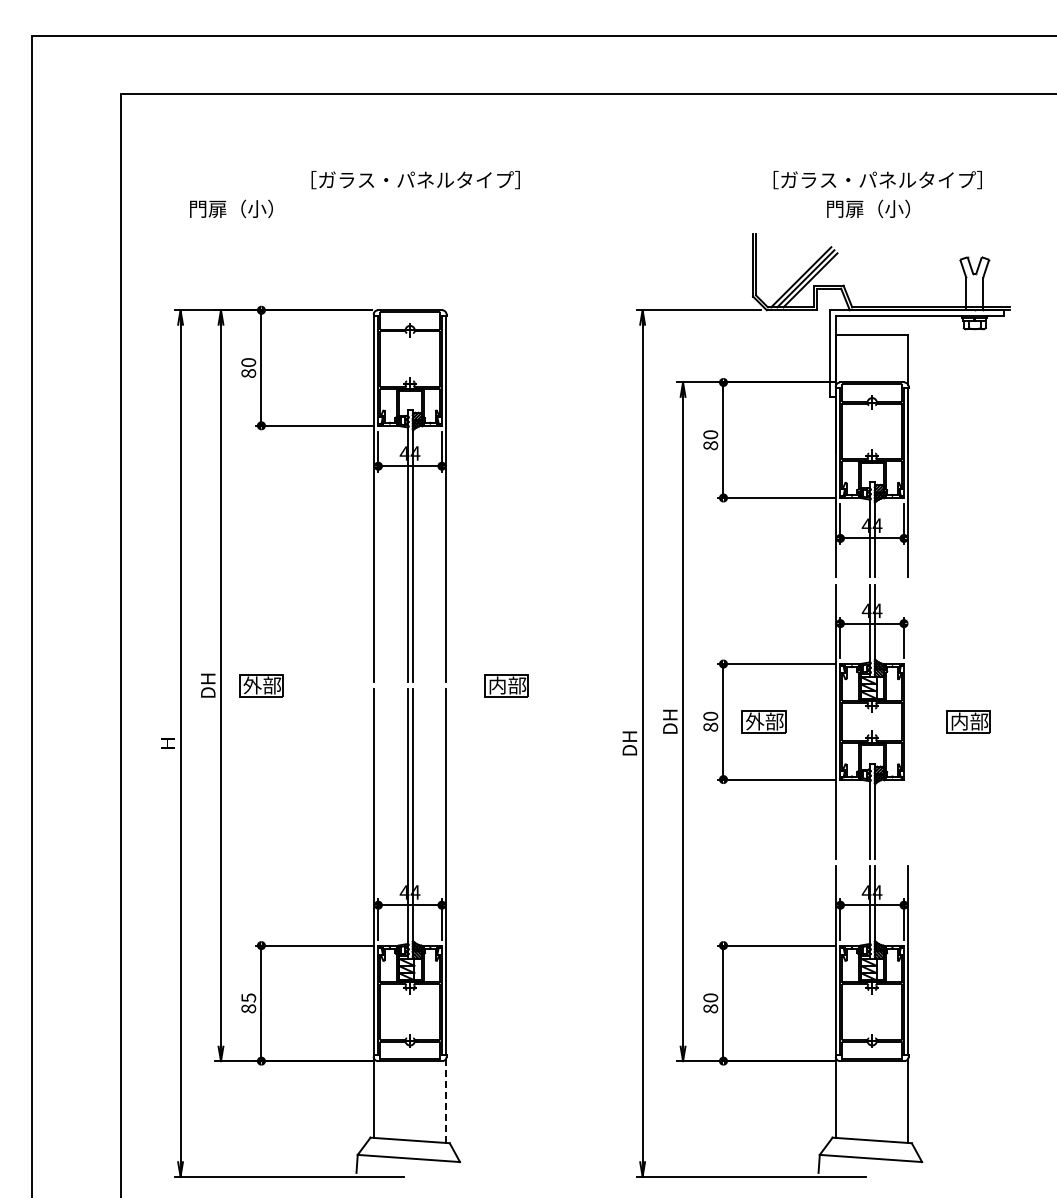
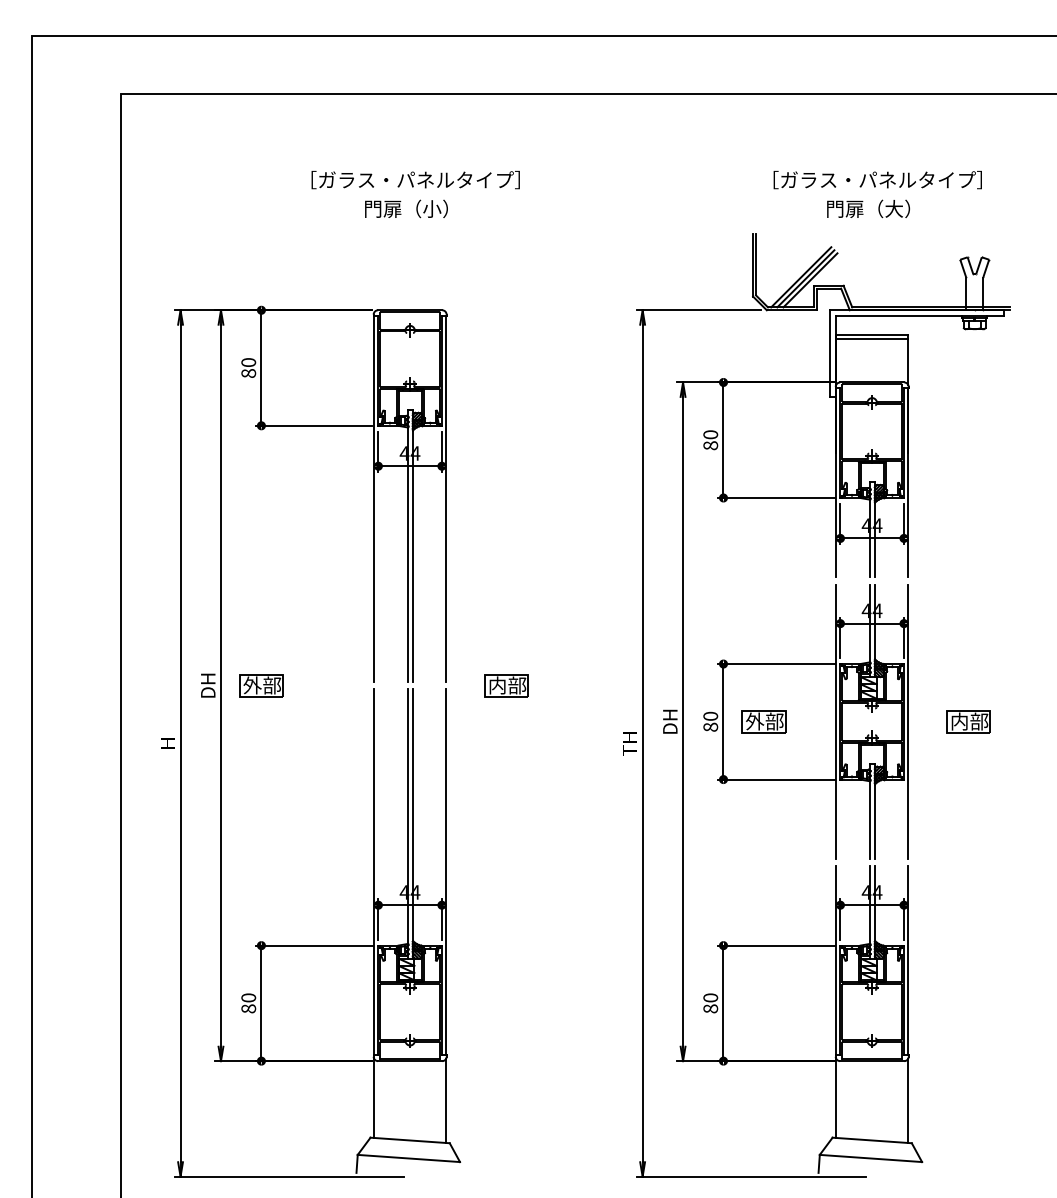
text position: (231, 208) -> (406, 208) (406, 208)
text: 門扉（小） -> 門扉（大） (894, 208)
line: none -> present (872, 339)
line: none -> present (908, 721)
text: DH -> TH (629, 743)
text: 85 -> 80 (248, 997)
line: dashed -> solid (446, 1101)
